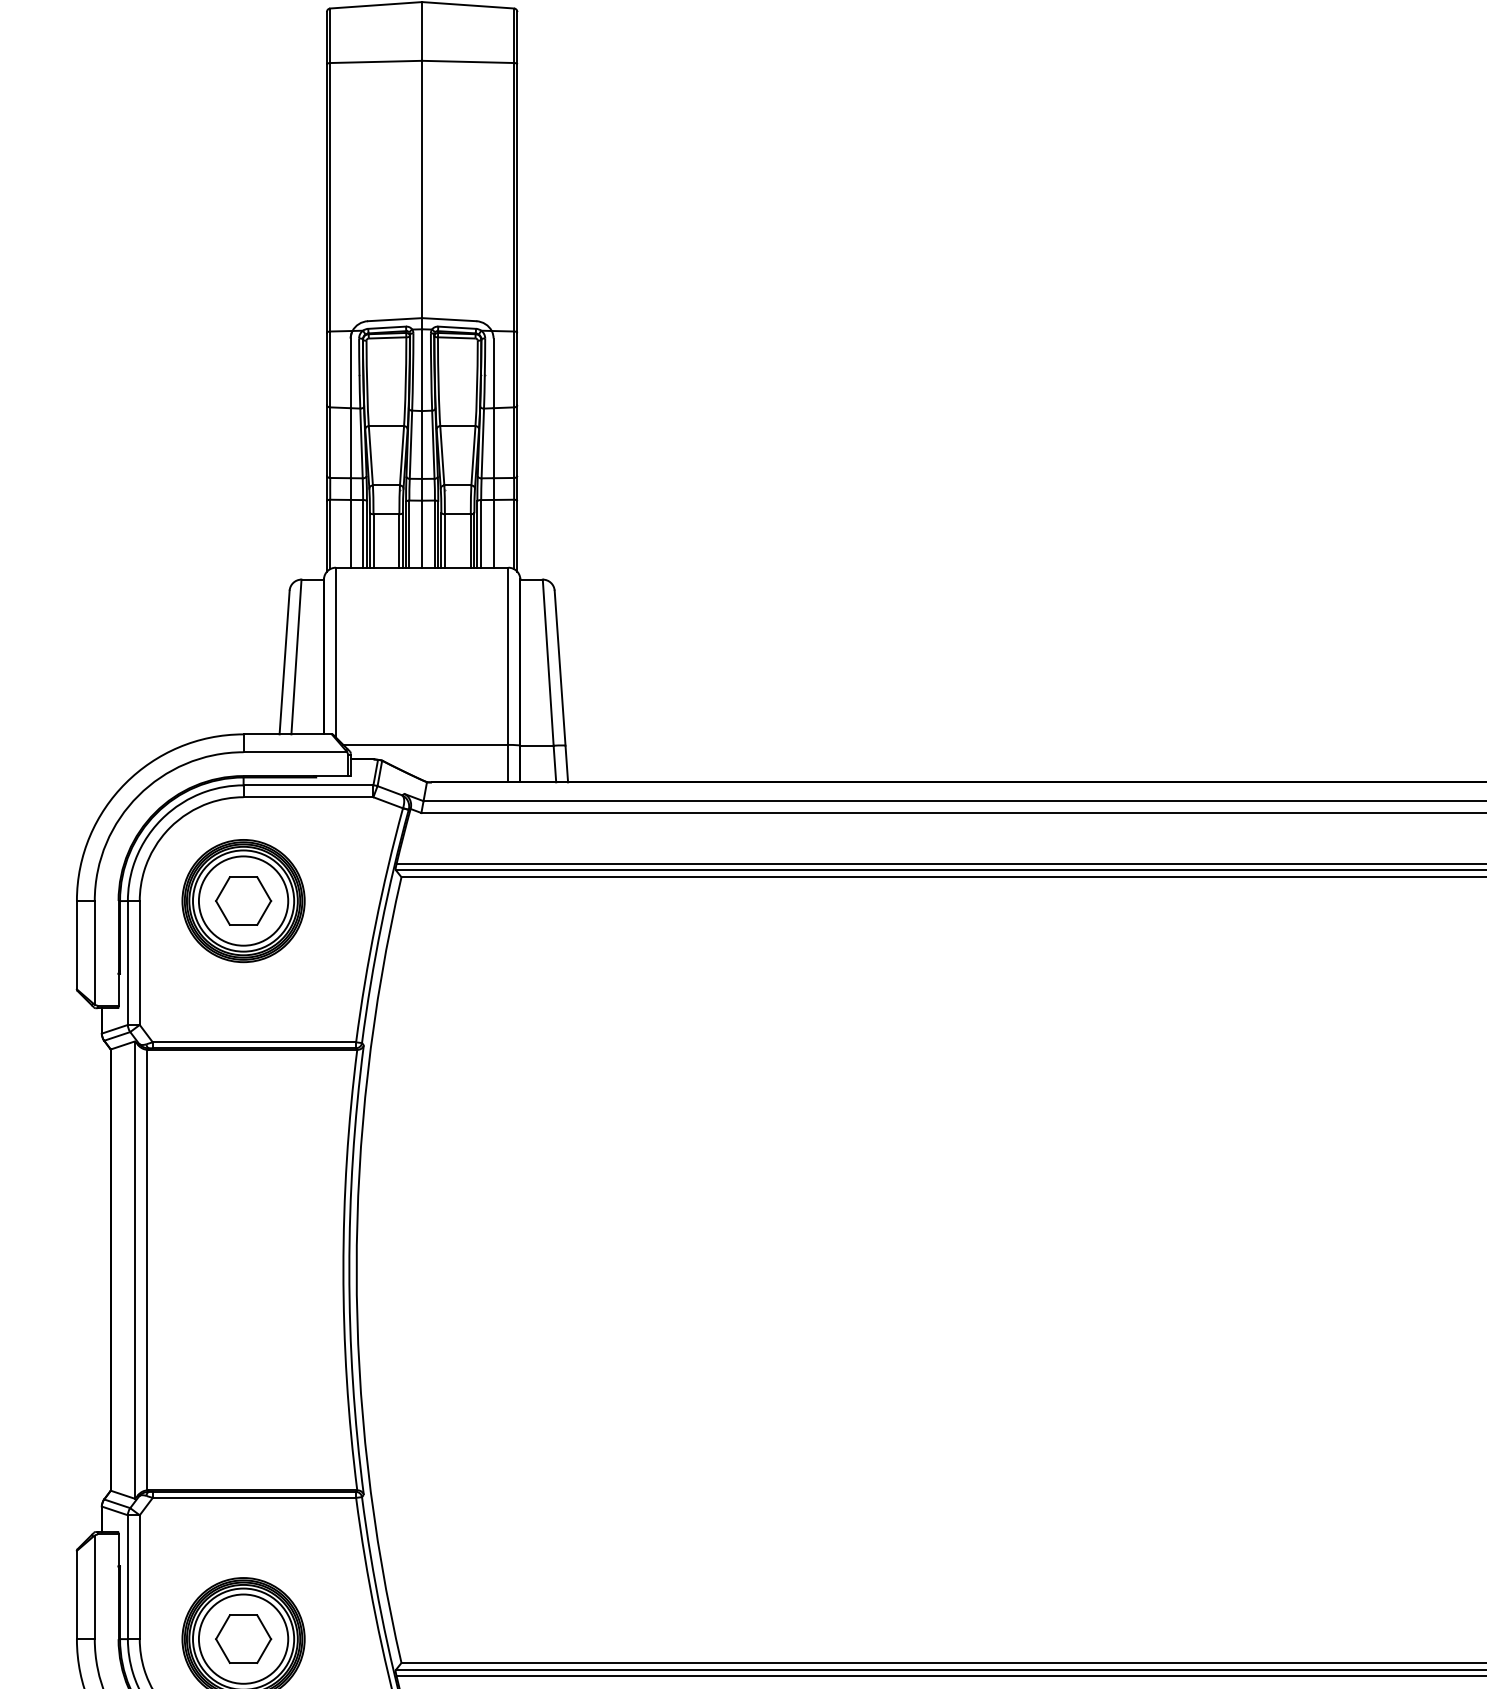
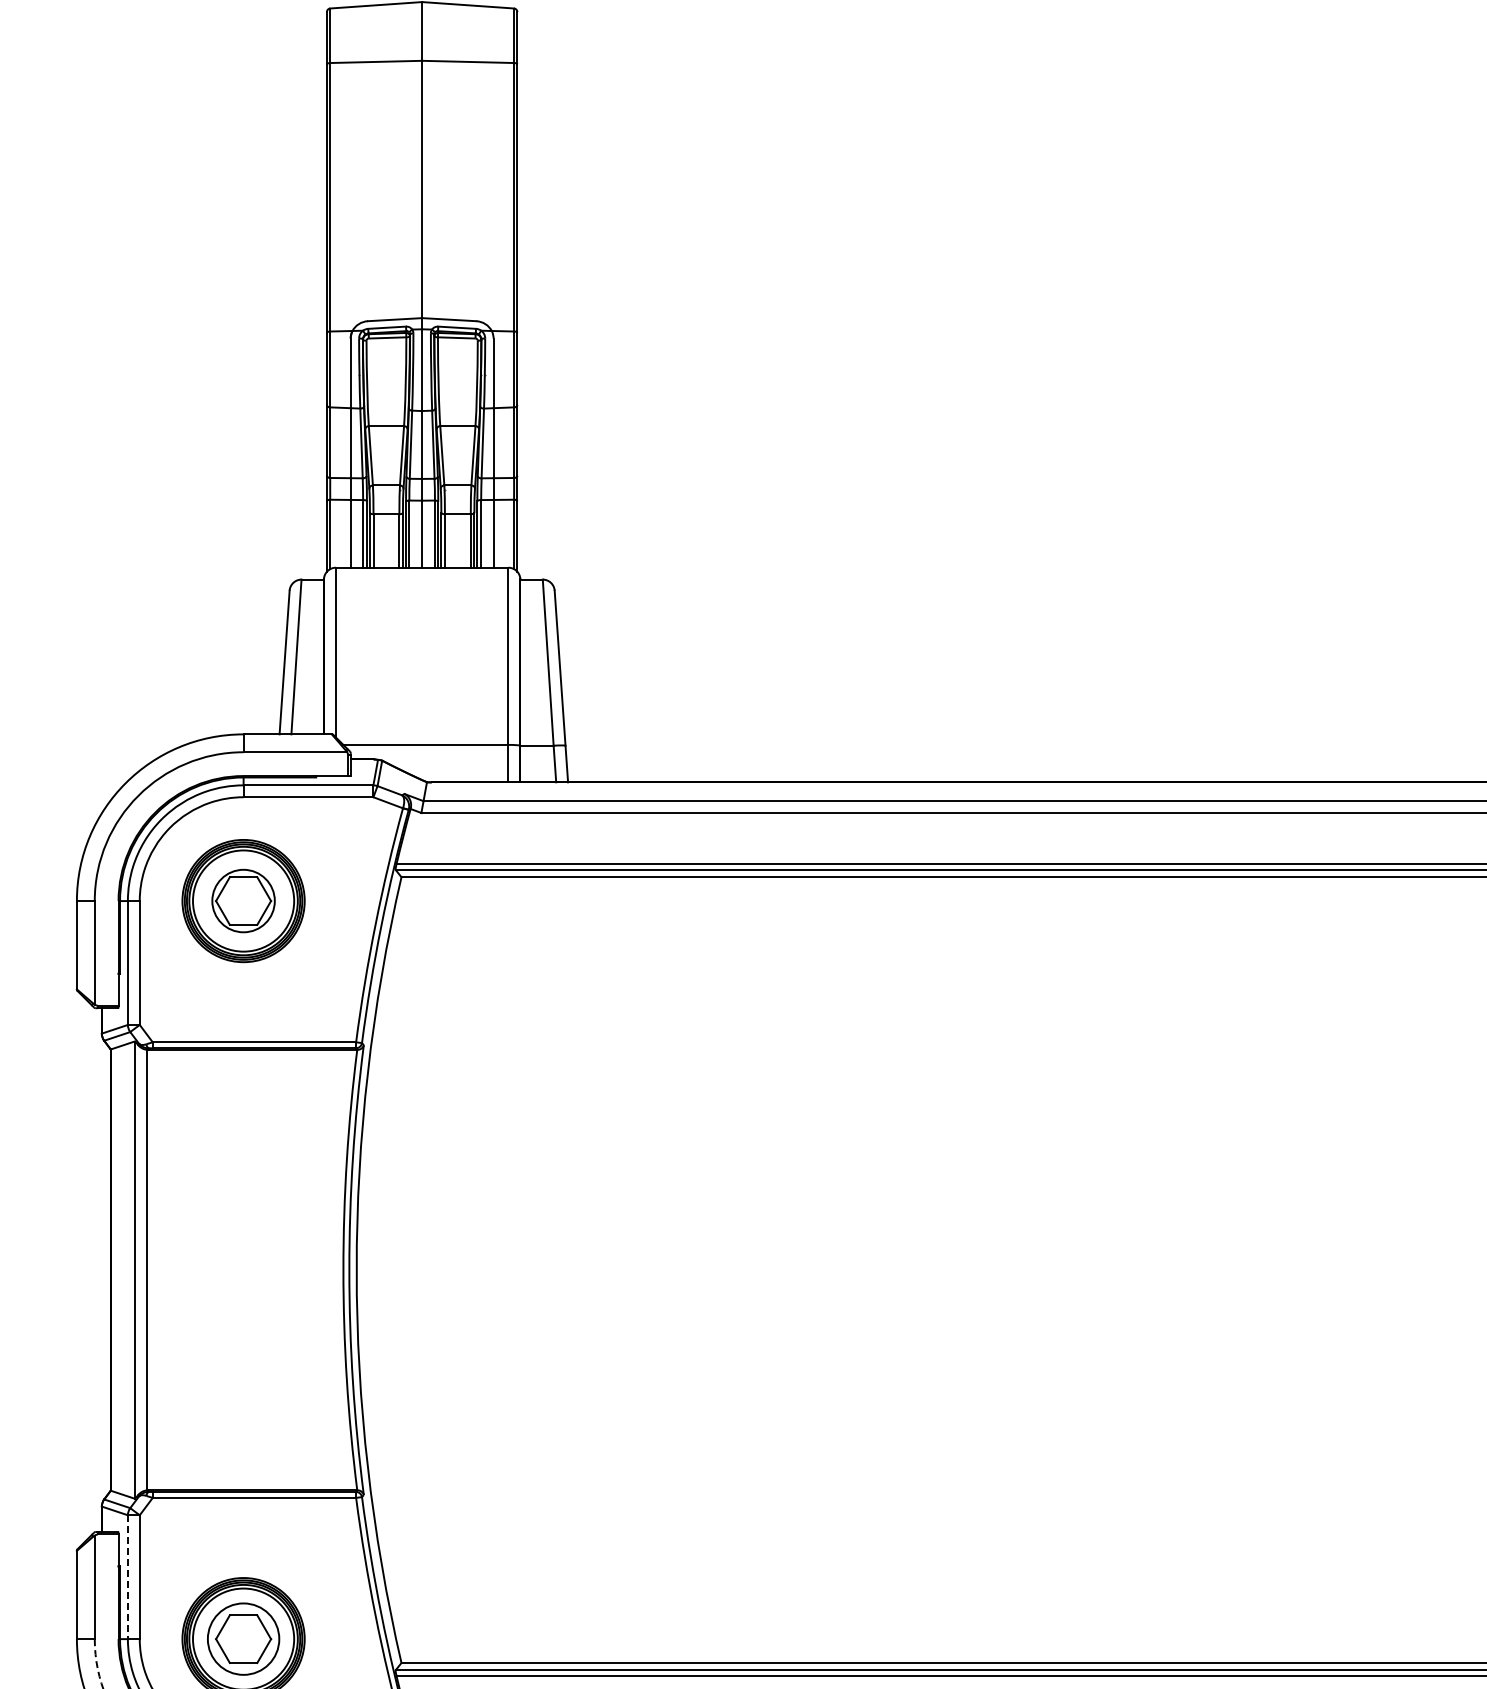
circle diameter: 89 px -> 63 px (243, 900)
line: solid -> dashed (127, 1577)
circle diameter: 89 px -> 71 px (243, 1638)
arc: solid -> dashed (97, 1665)
